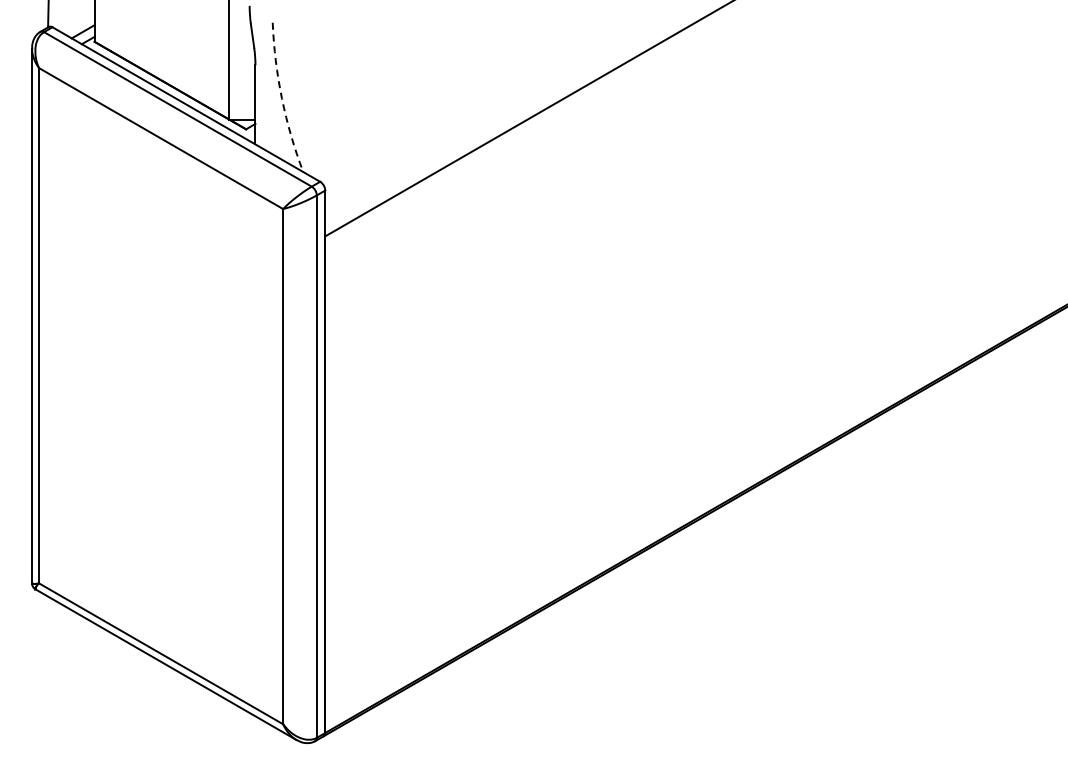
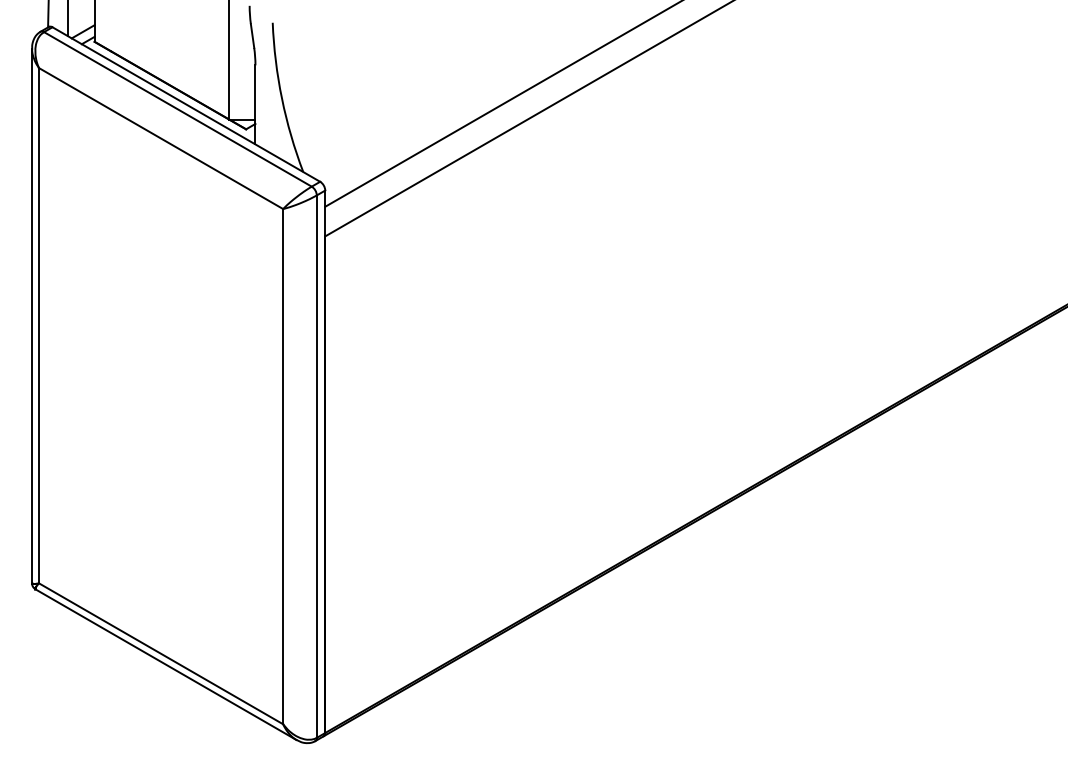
line: none -> present (68, 19)
arc: dashed -> solid (281, 98)
line: none -> present (502, 104)
